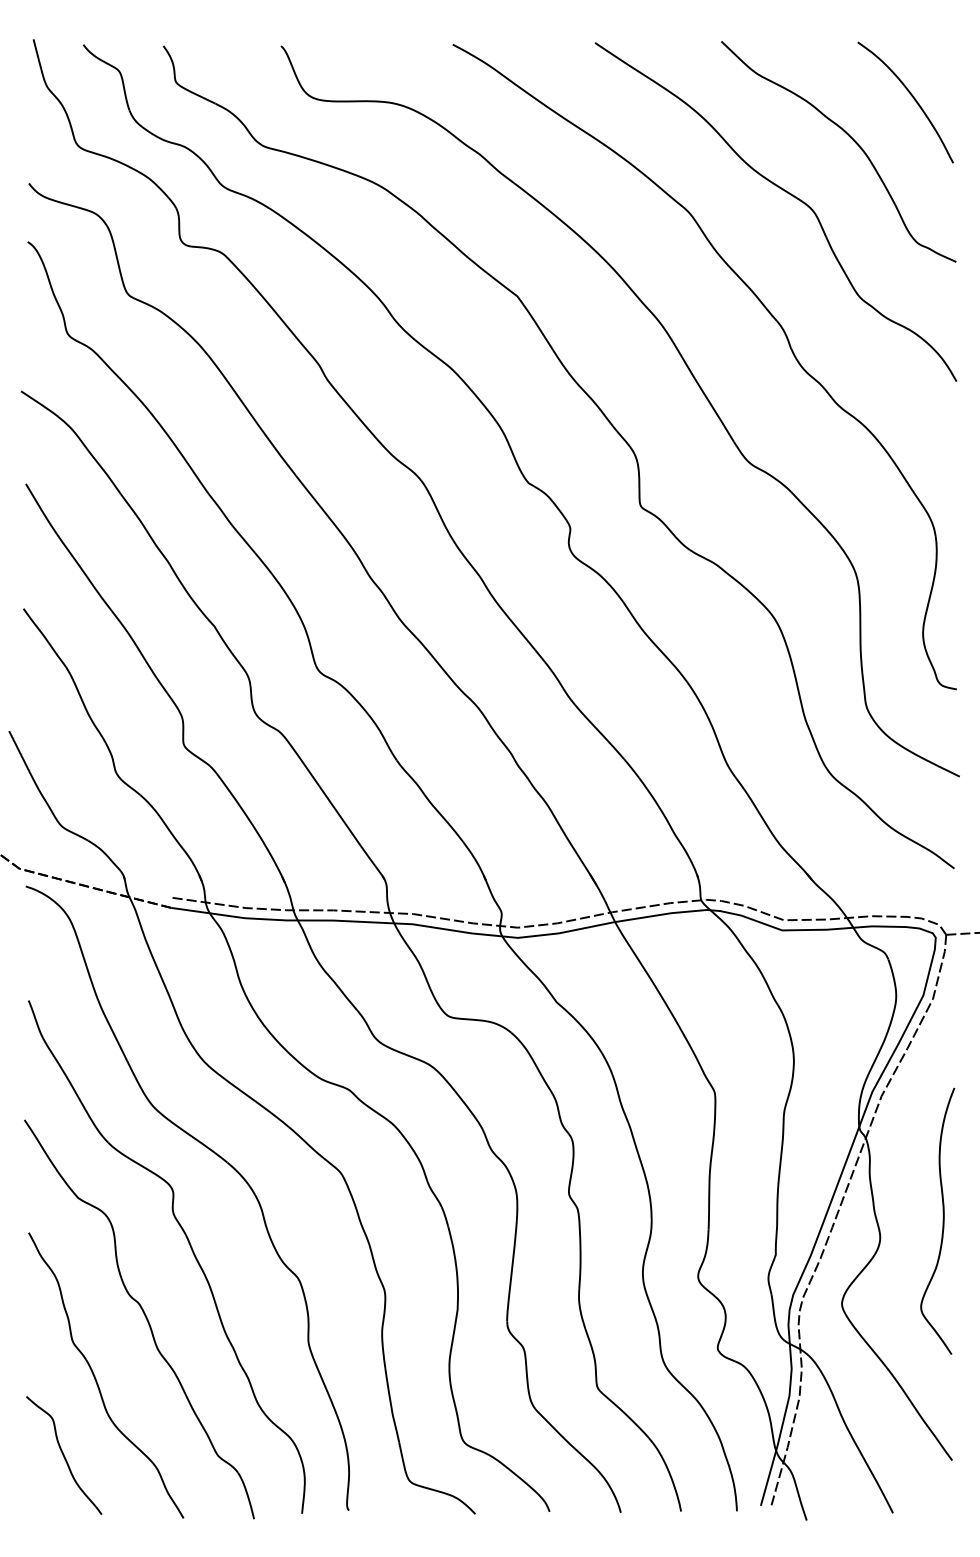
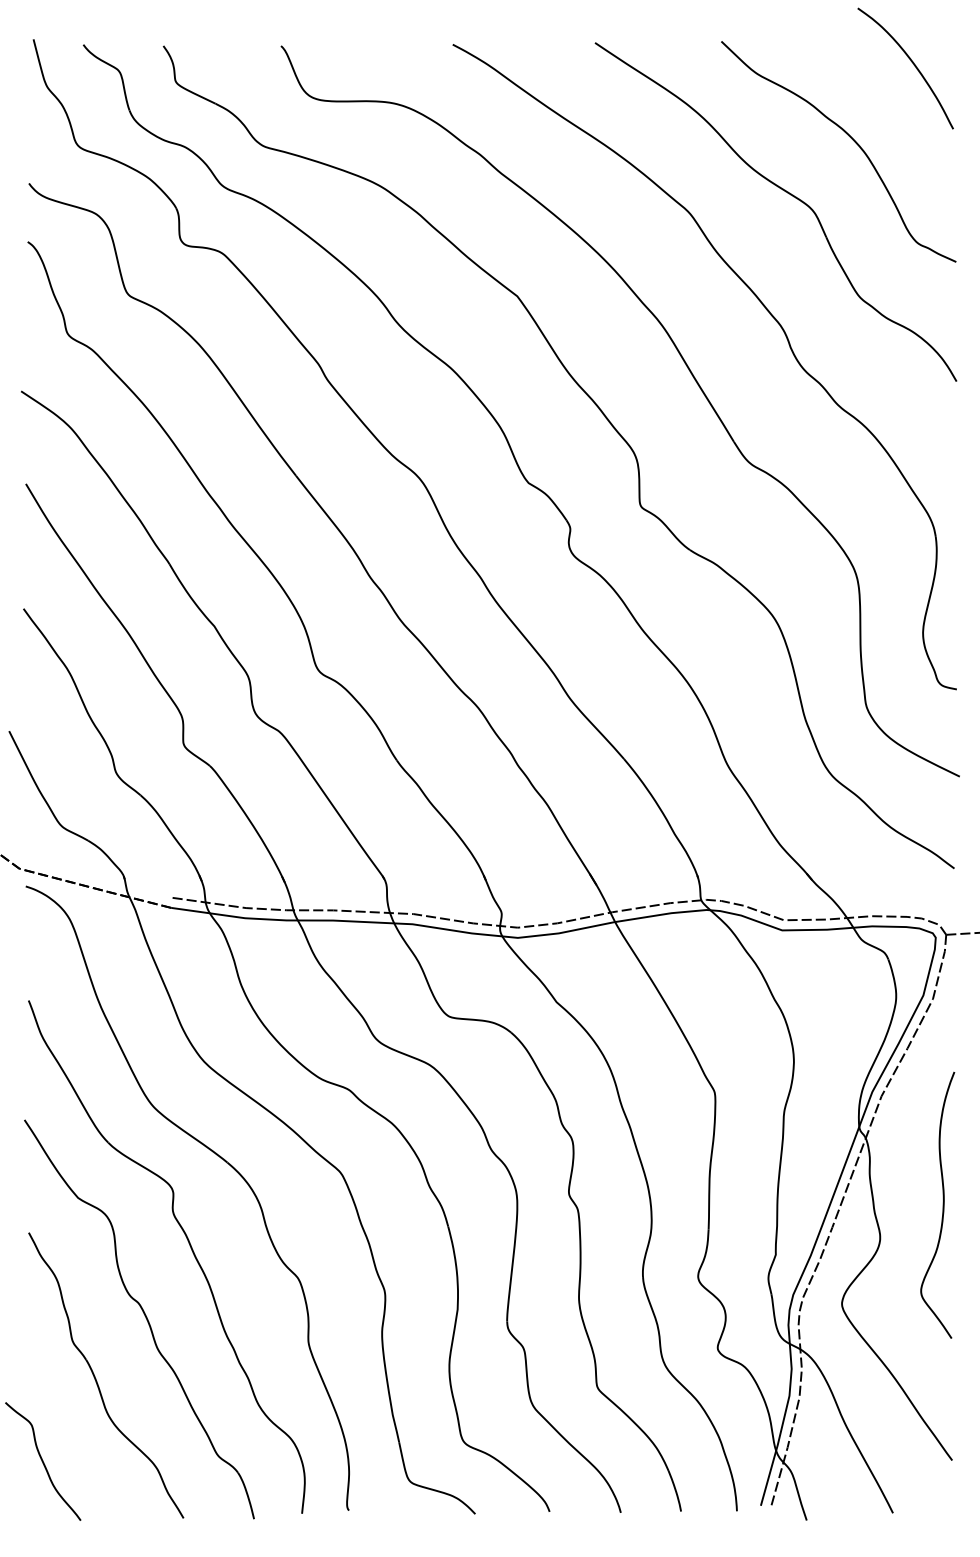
curve position: (911, 96) -> (911, 62) (911, 62)
curve position: (942, 1220) -> (942, 1204) (942, 1204)
curve position: (64, 1455) -> (43, 1461) (43, 1461)
